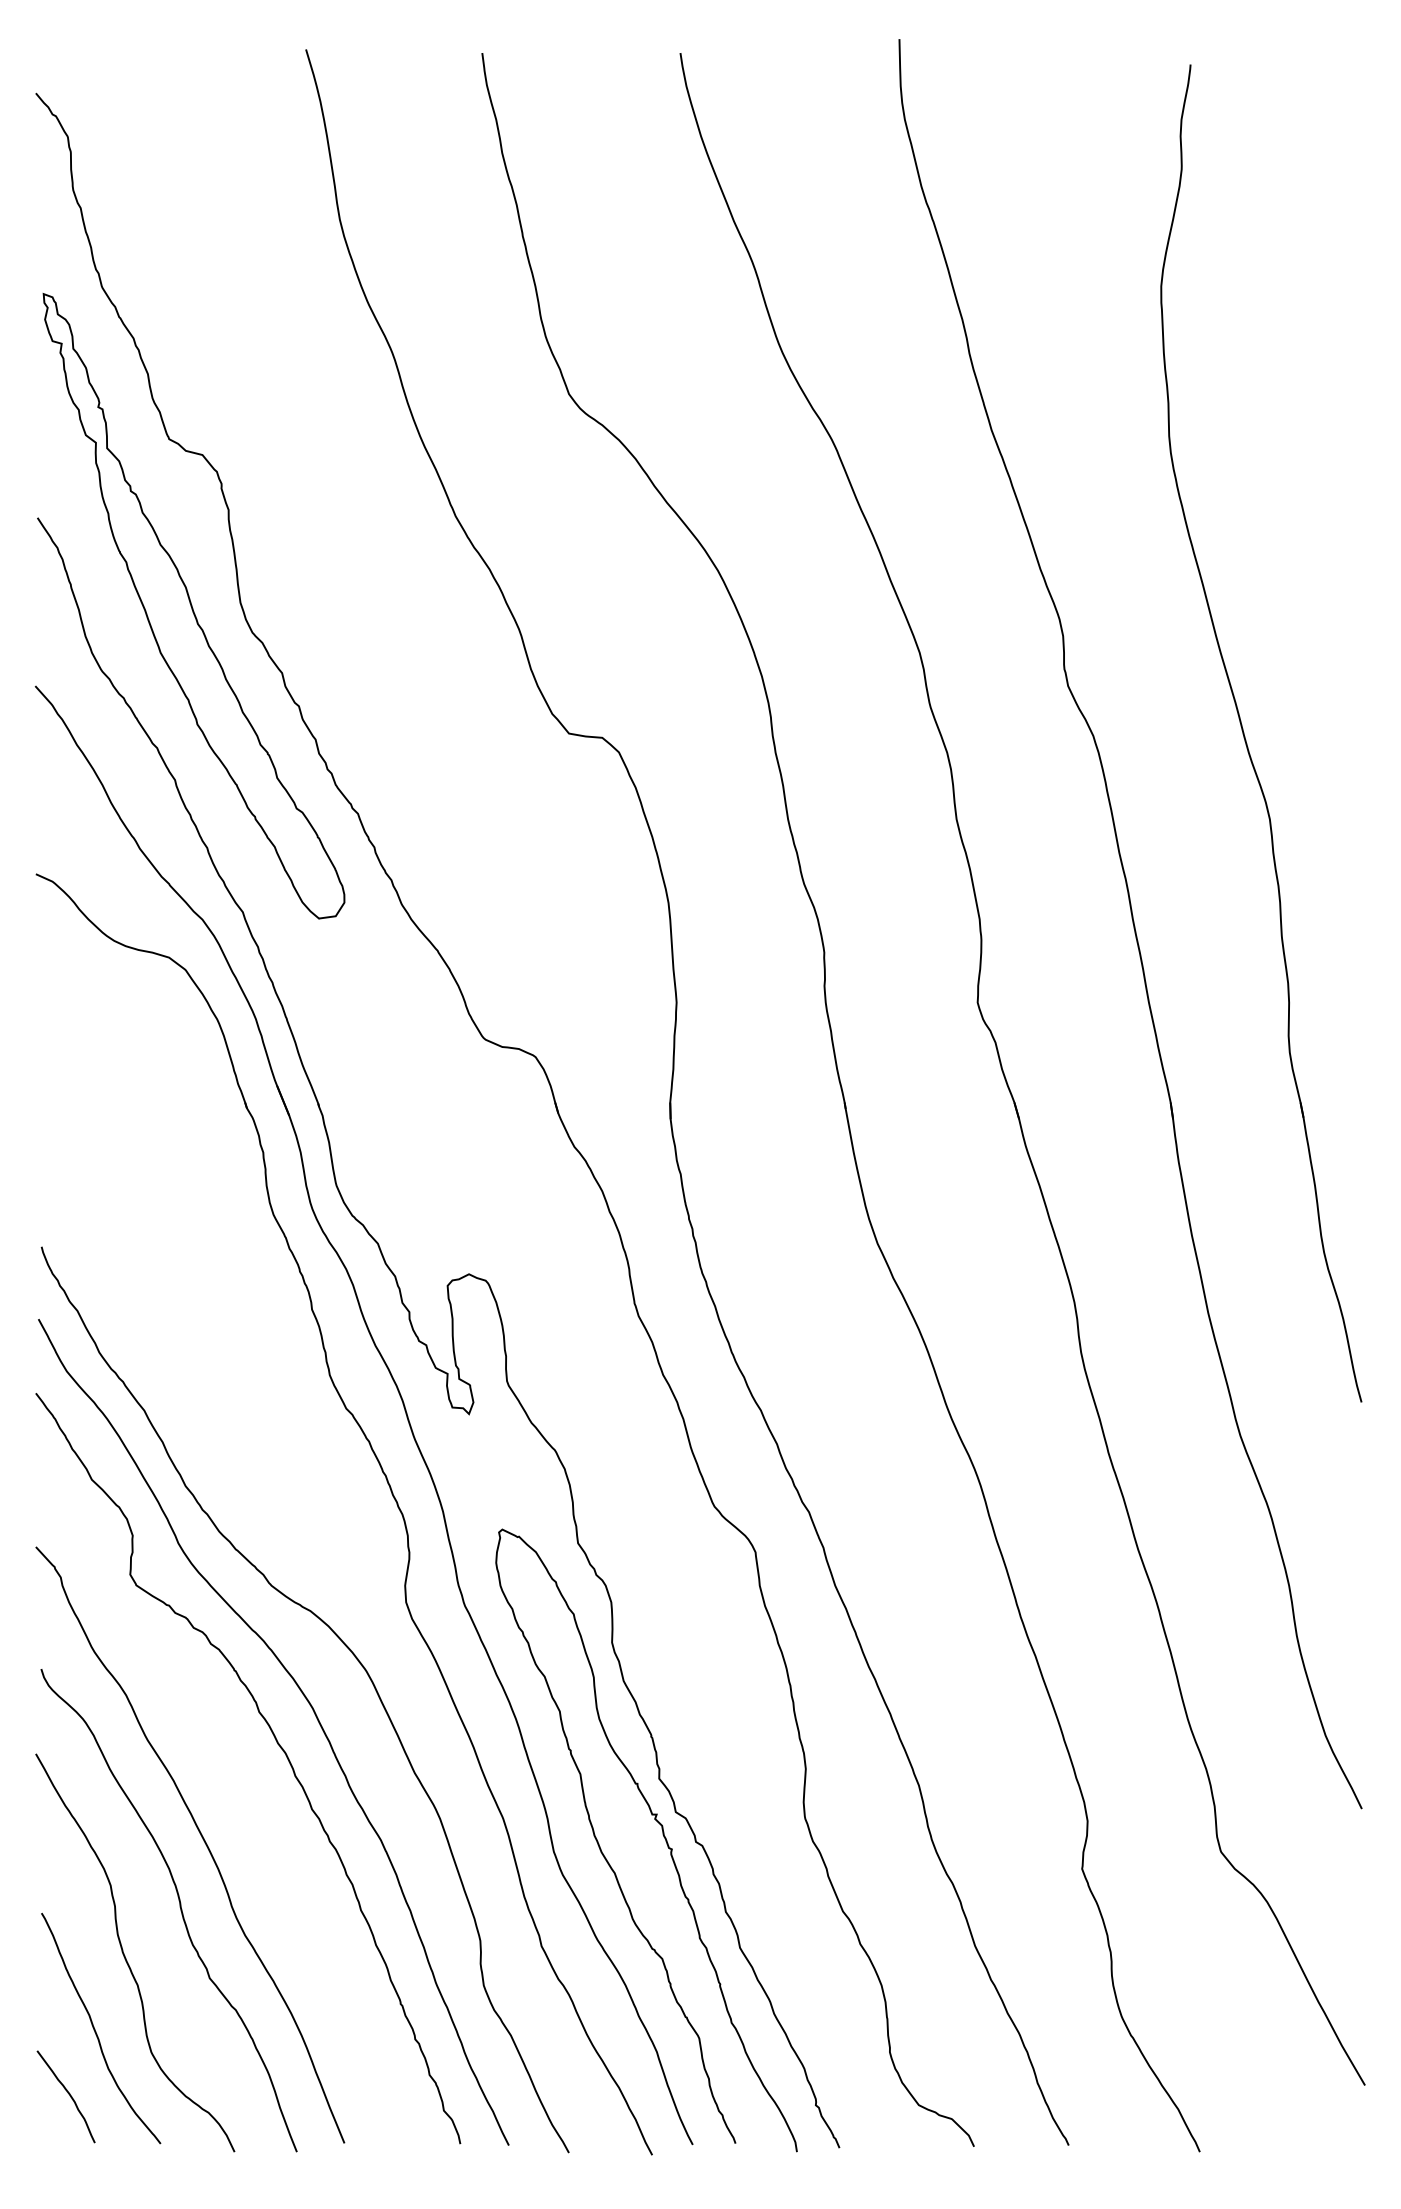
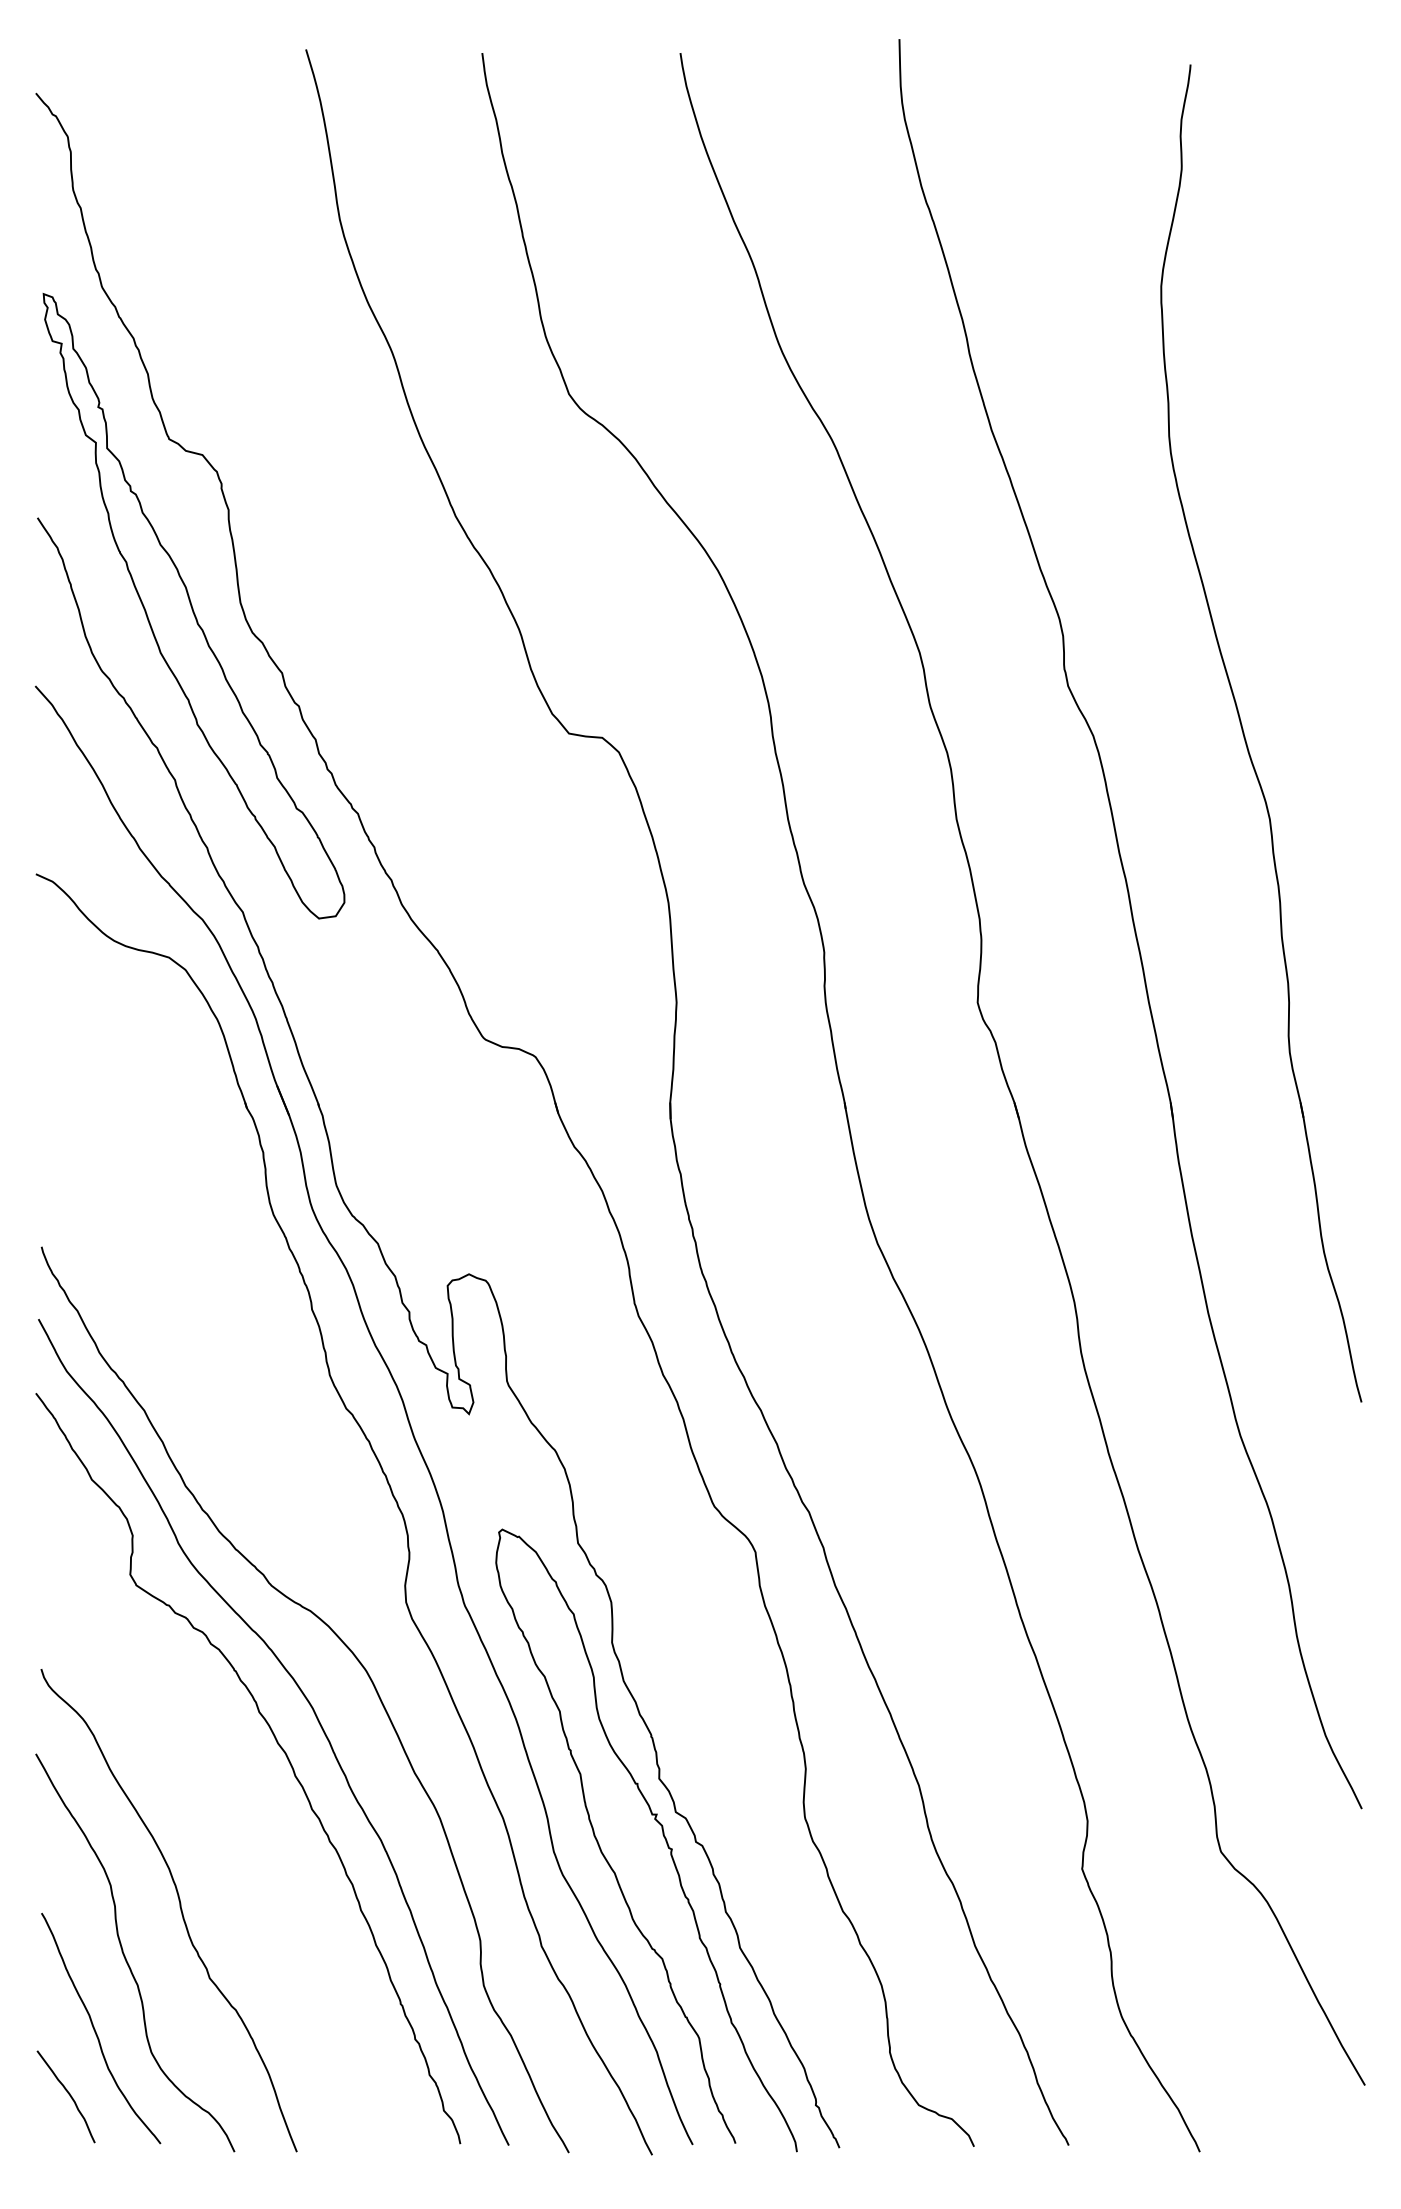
curve: present -> none (202, 1839)
